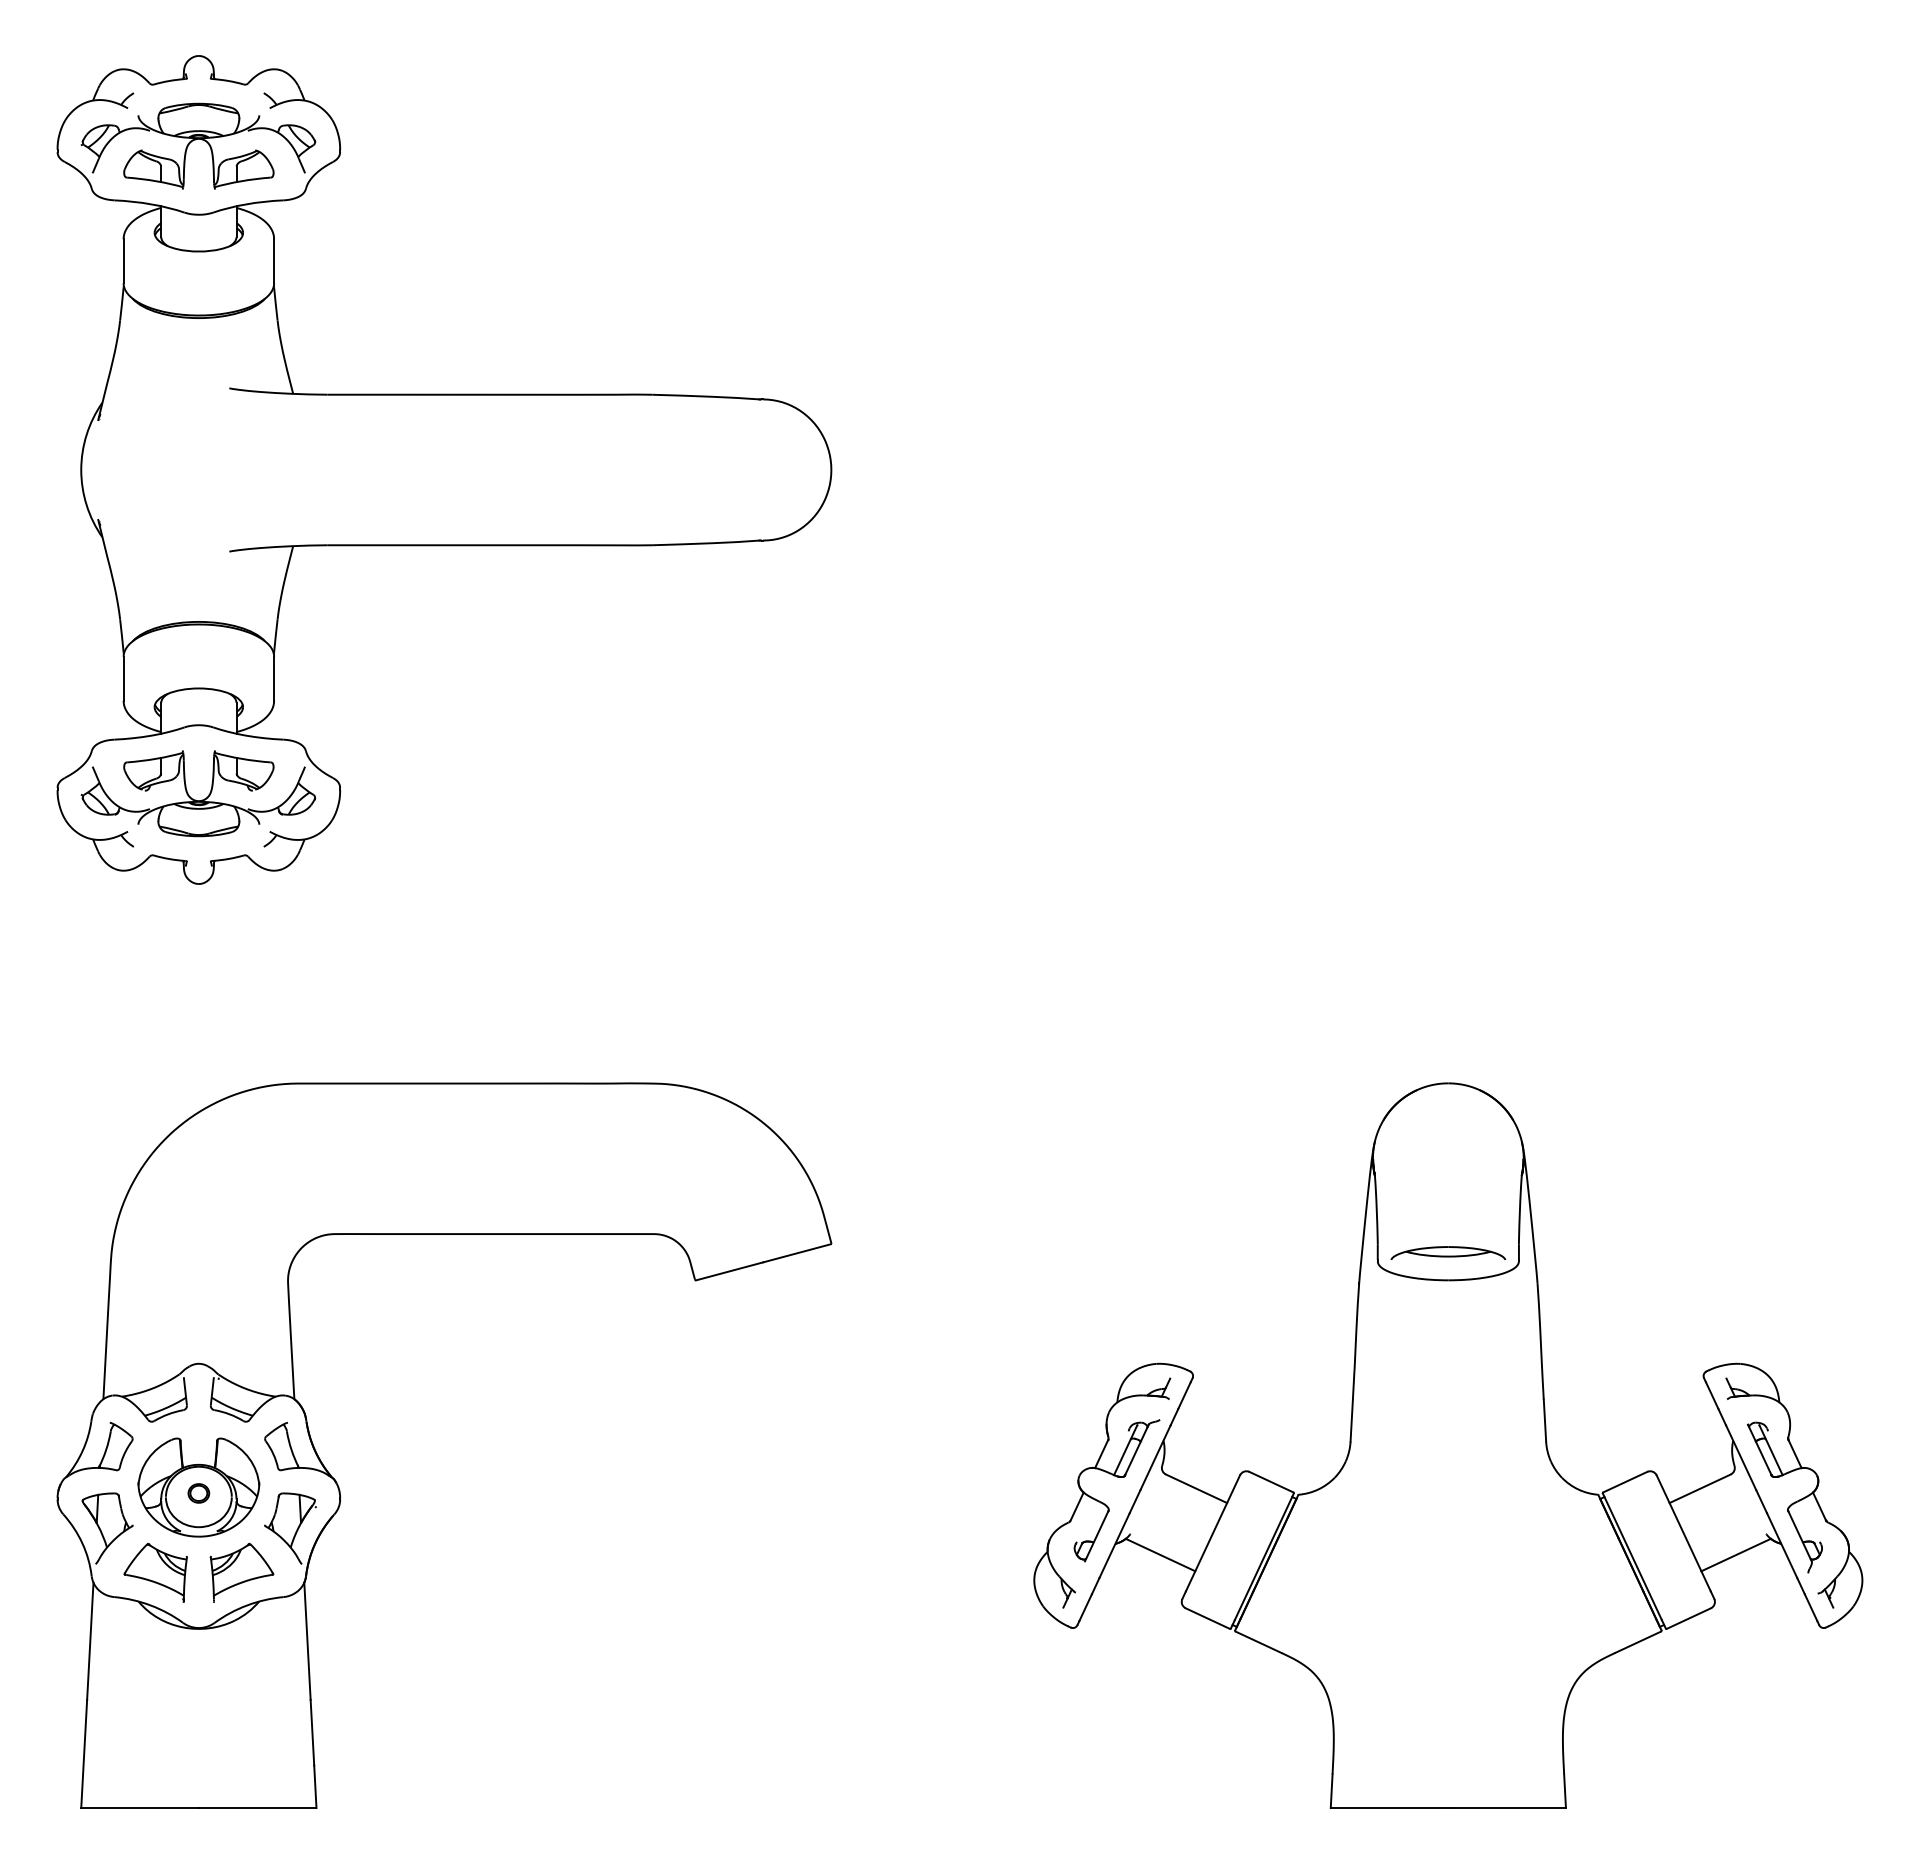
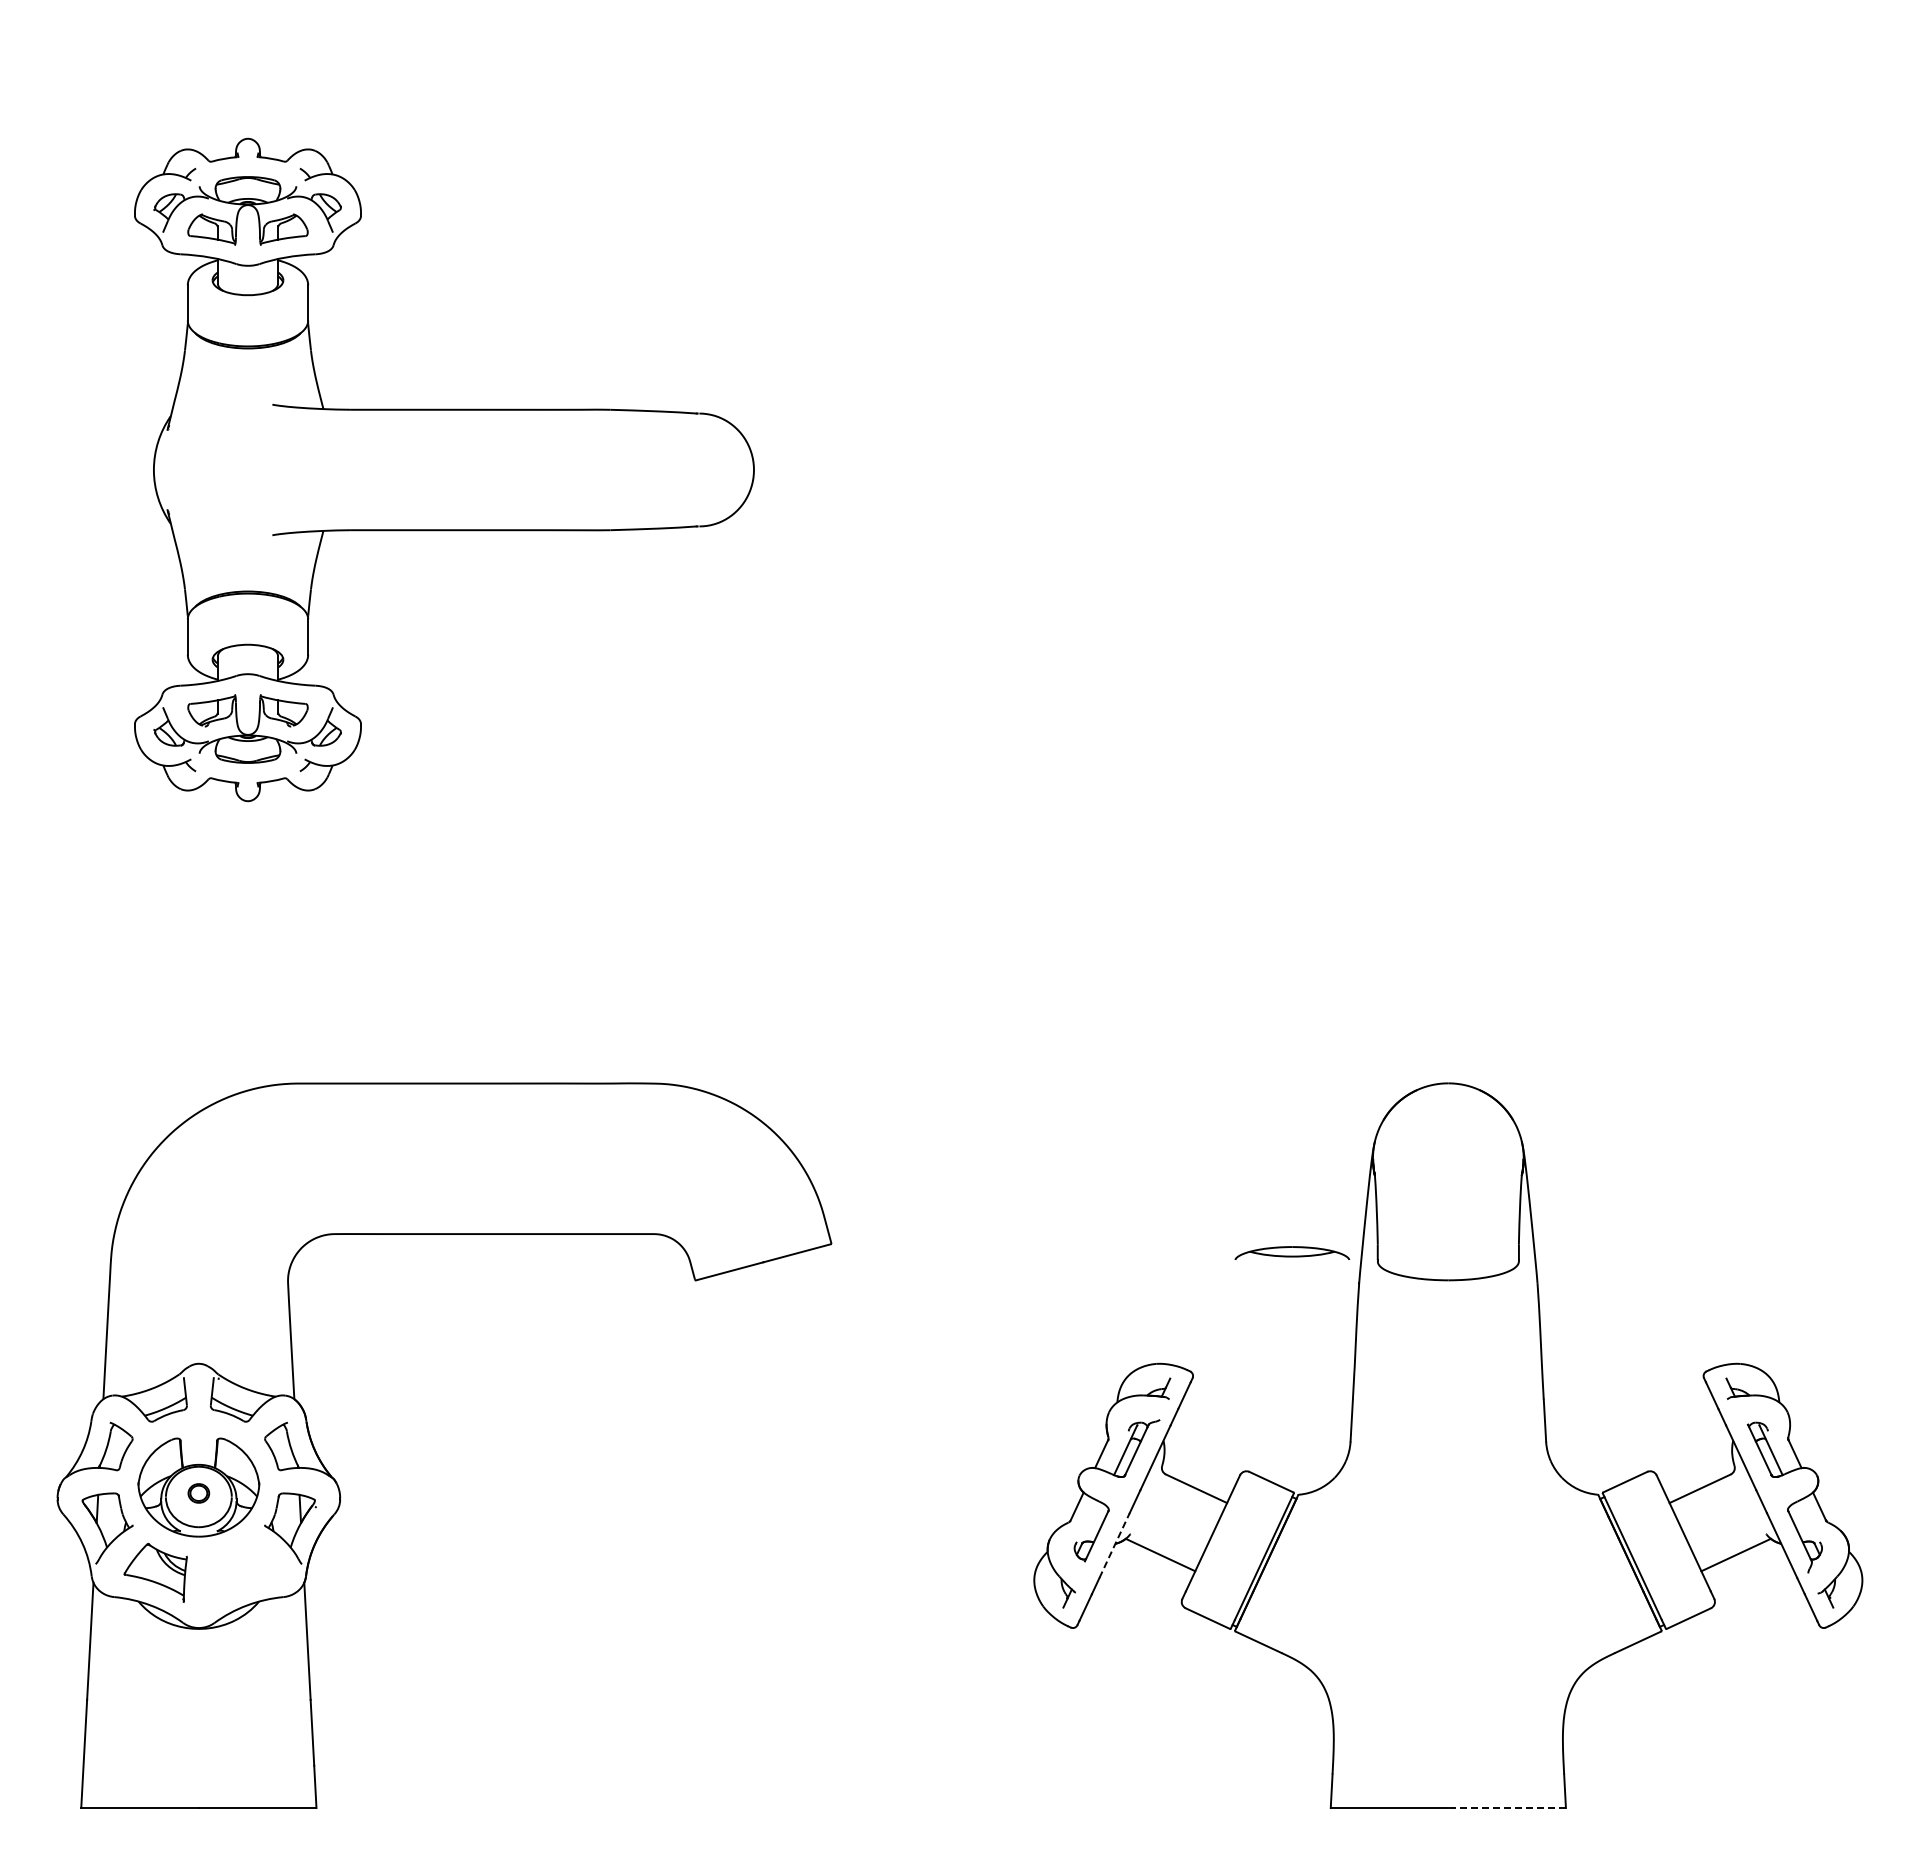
part size: 777x830 px -> 621x666 px (444, 469)
part position: (1448, 1252) -> (1292, 1252) (1292, 1252)
line: solid -> dashed (1114, 1545)
part: present -> none (241, 1572)
line: solid -> dashed (1507, 1808)
